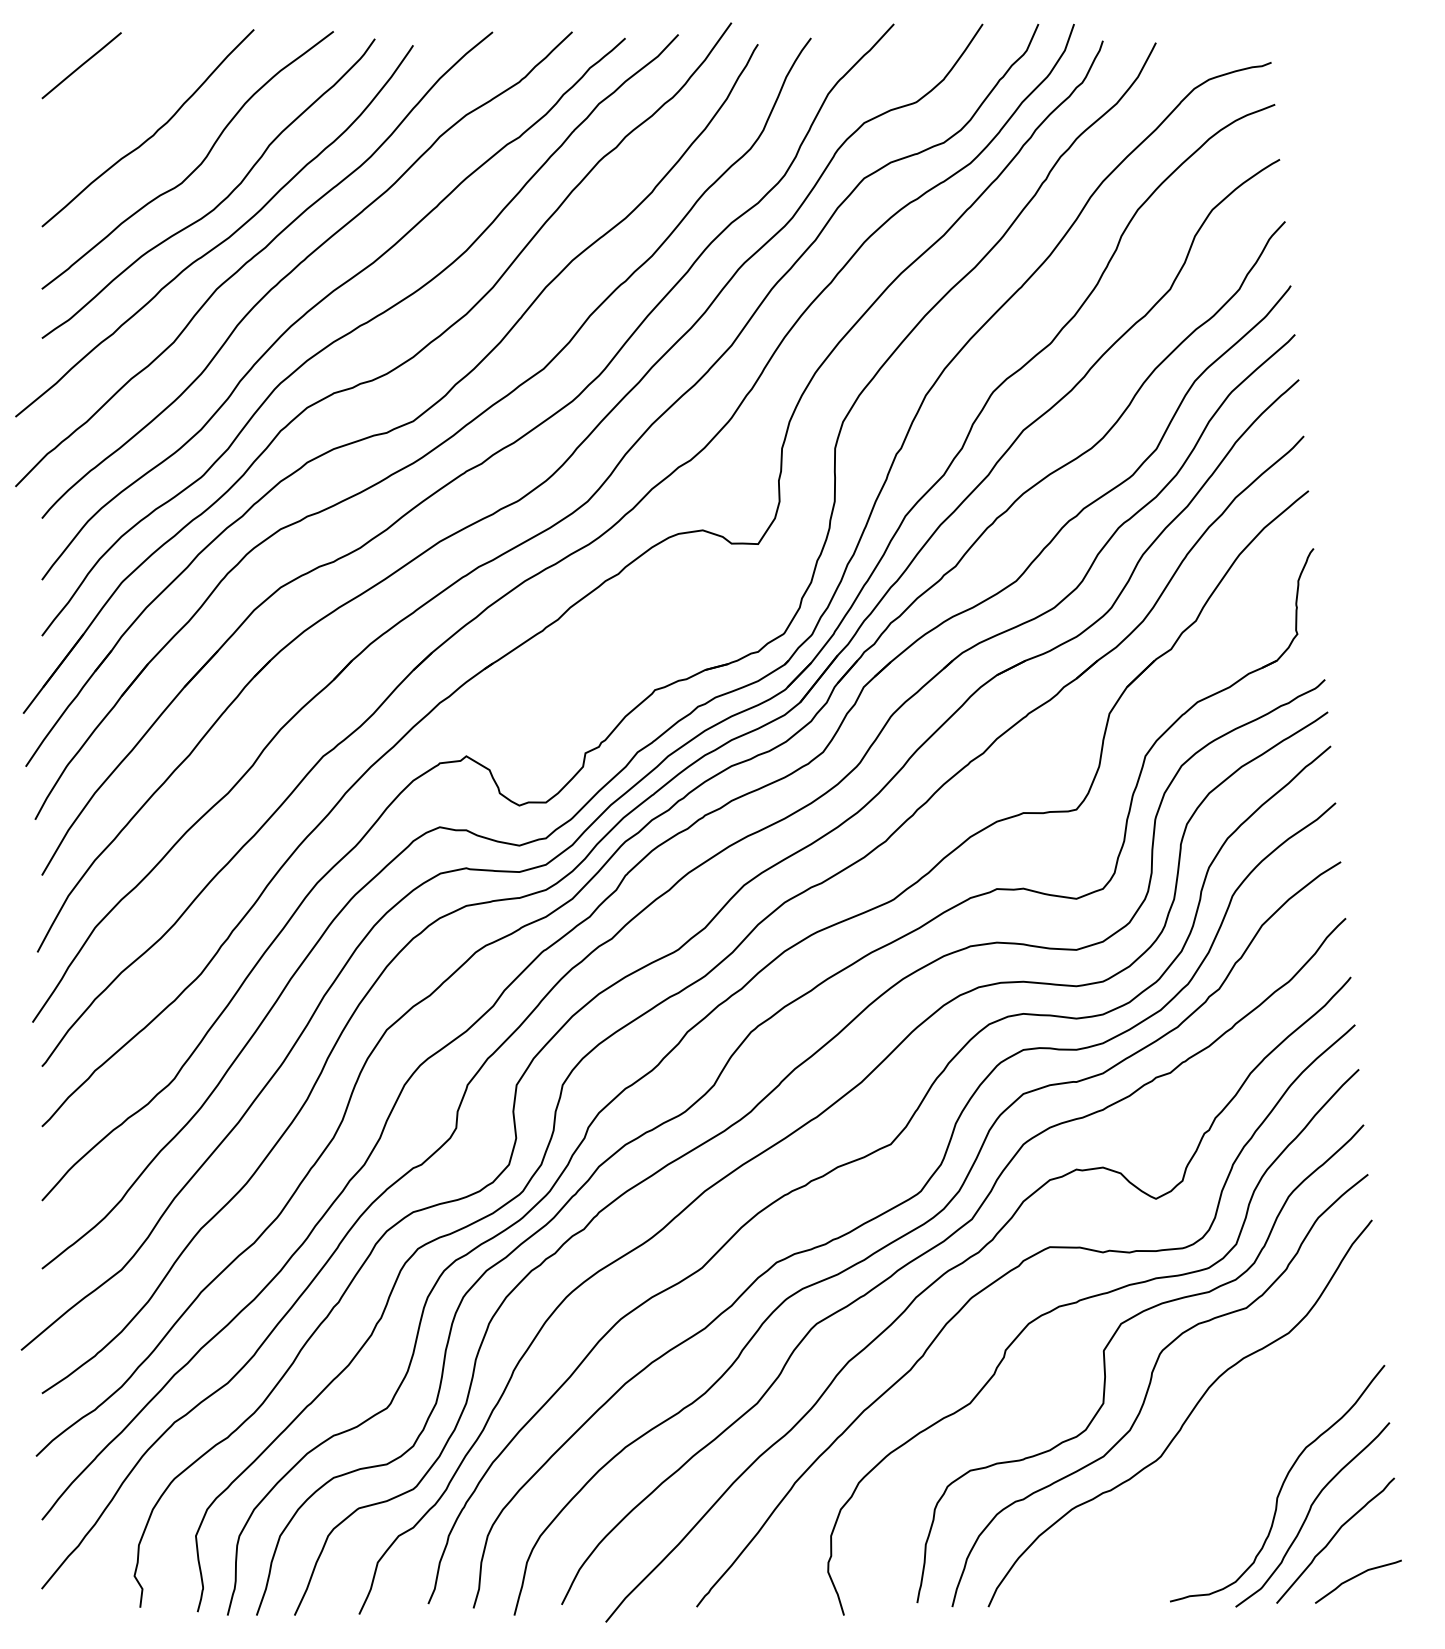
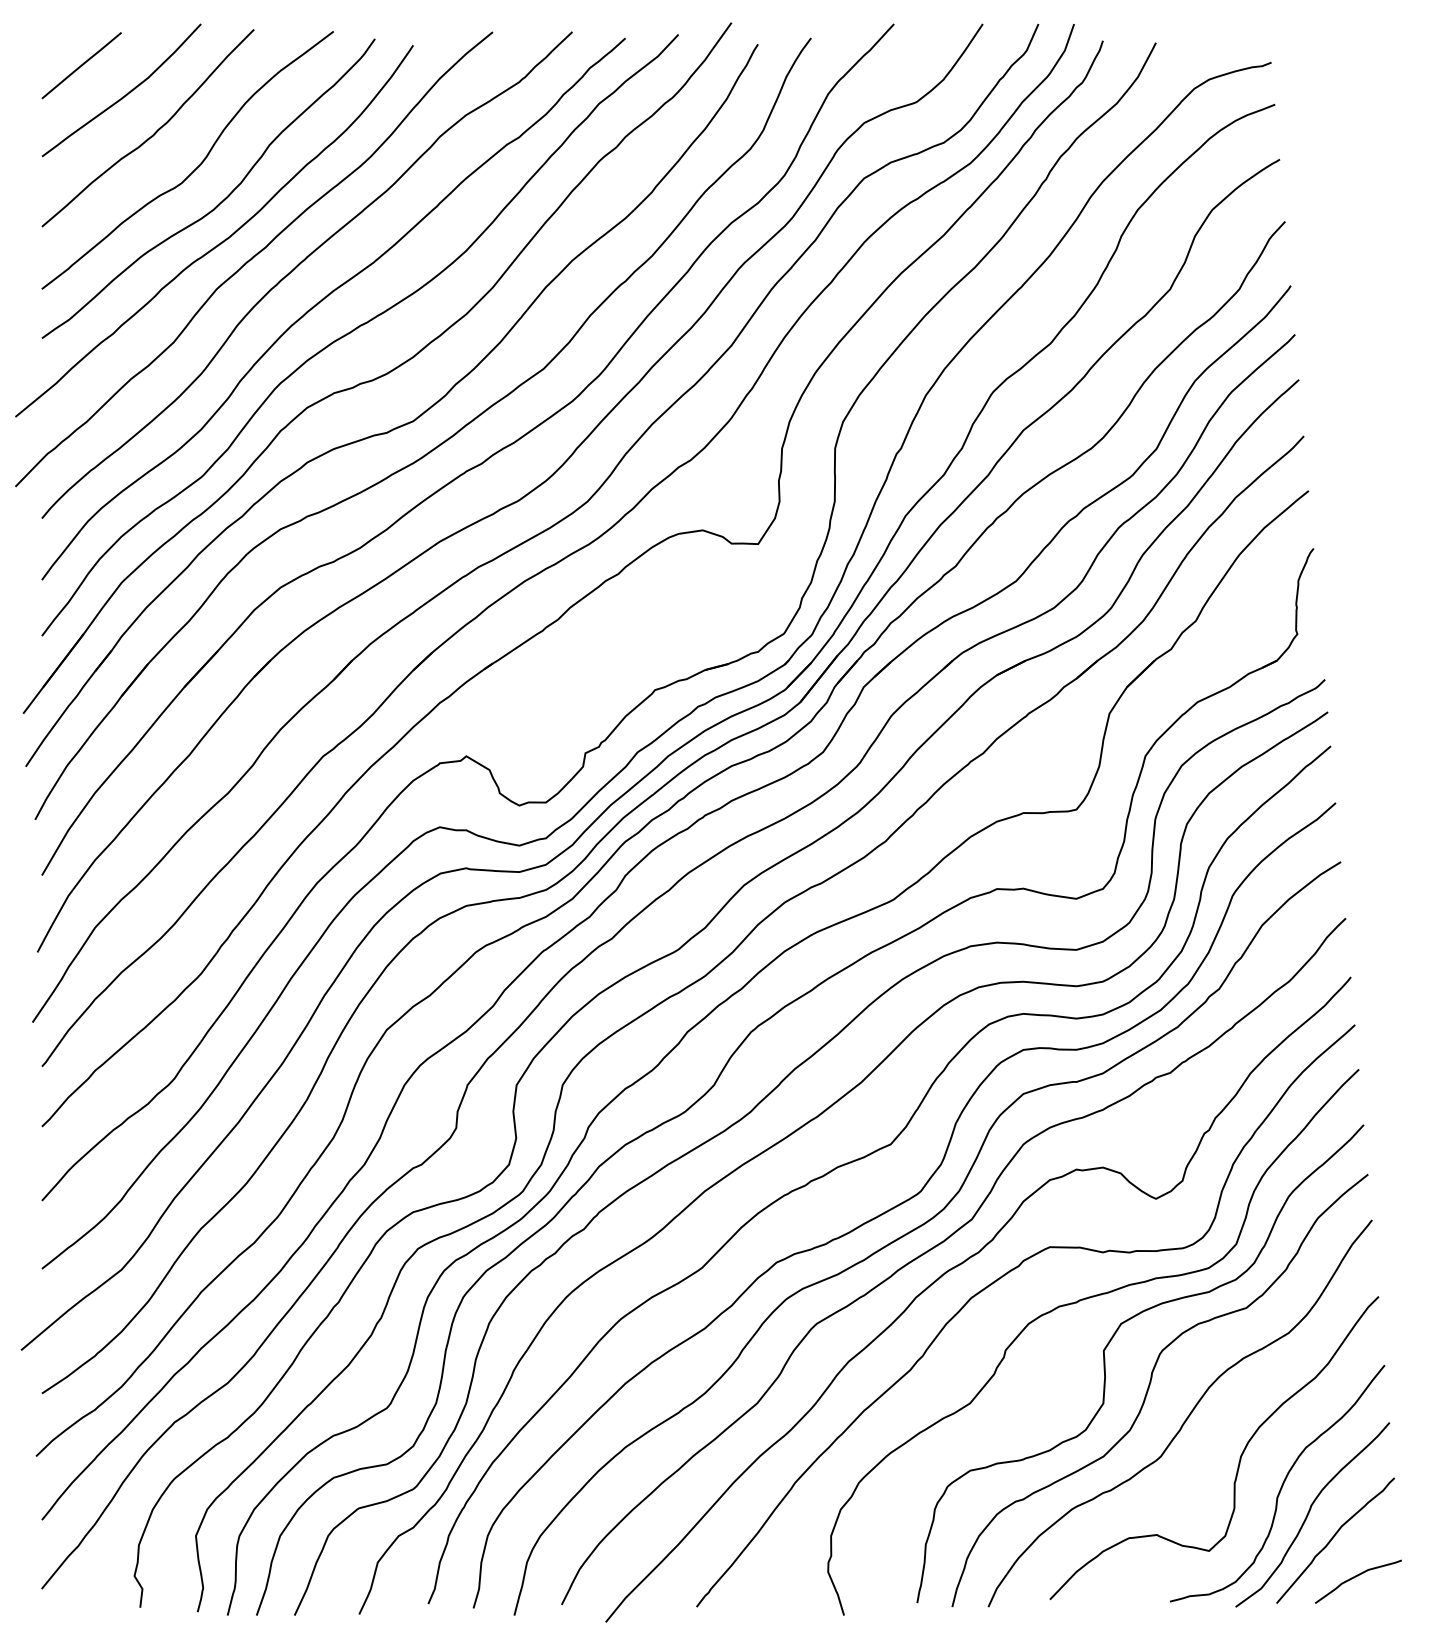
curve: none -> present (125, 94)
curve: none -> present (1239, 1457)
